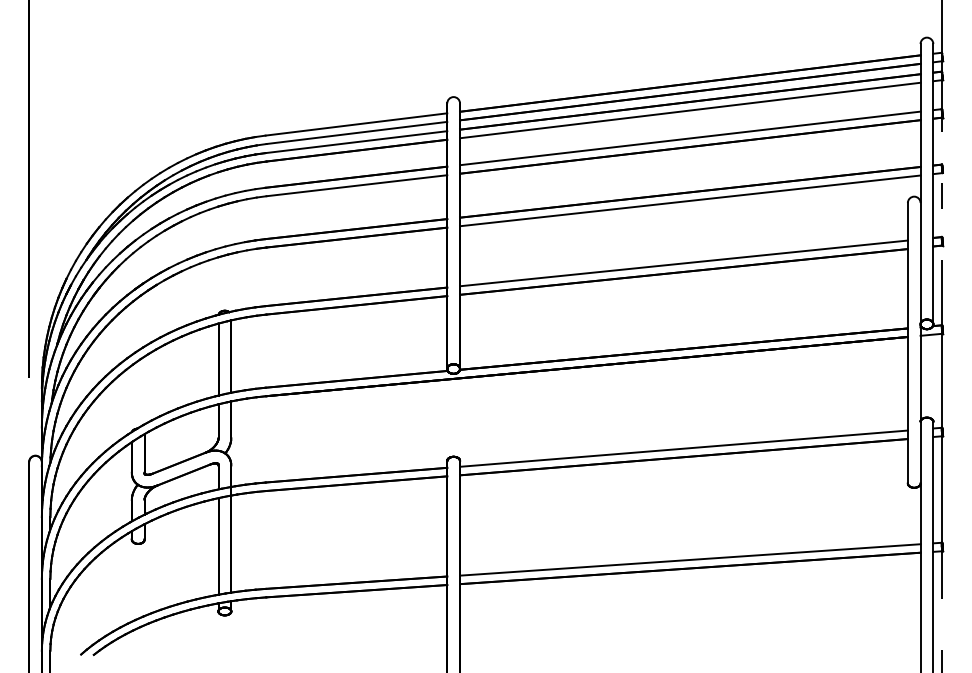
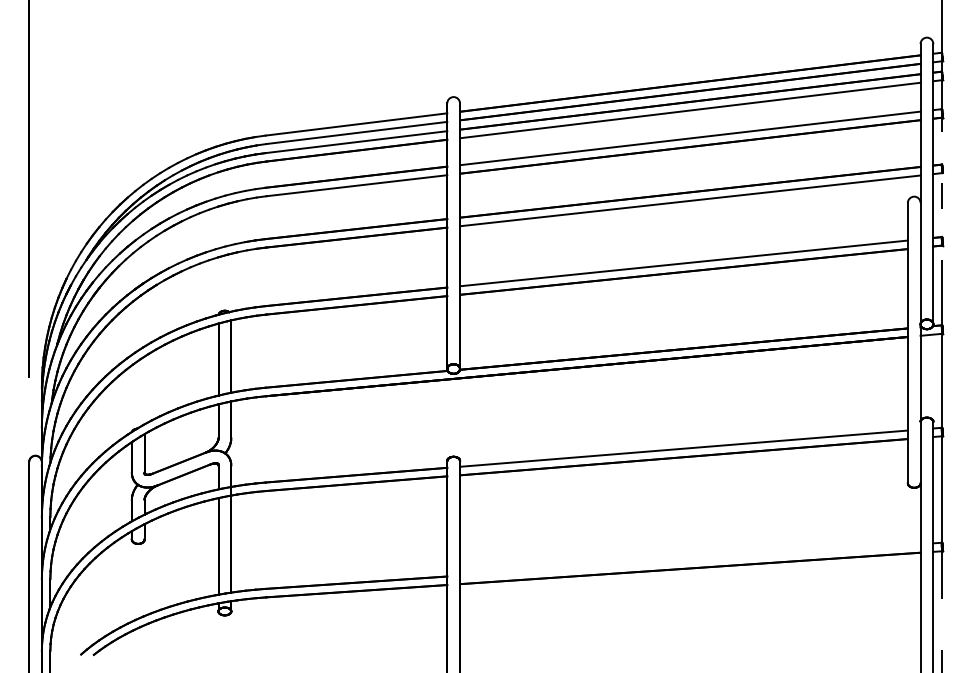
line: present -> none (690, 559)
